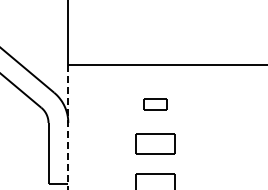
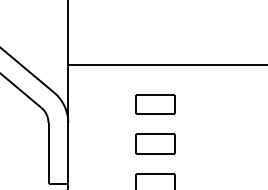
part size: 25x13 px -> 41x21 px (155, 104)
line: dashed -> solid (68, 127)
